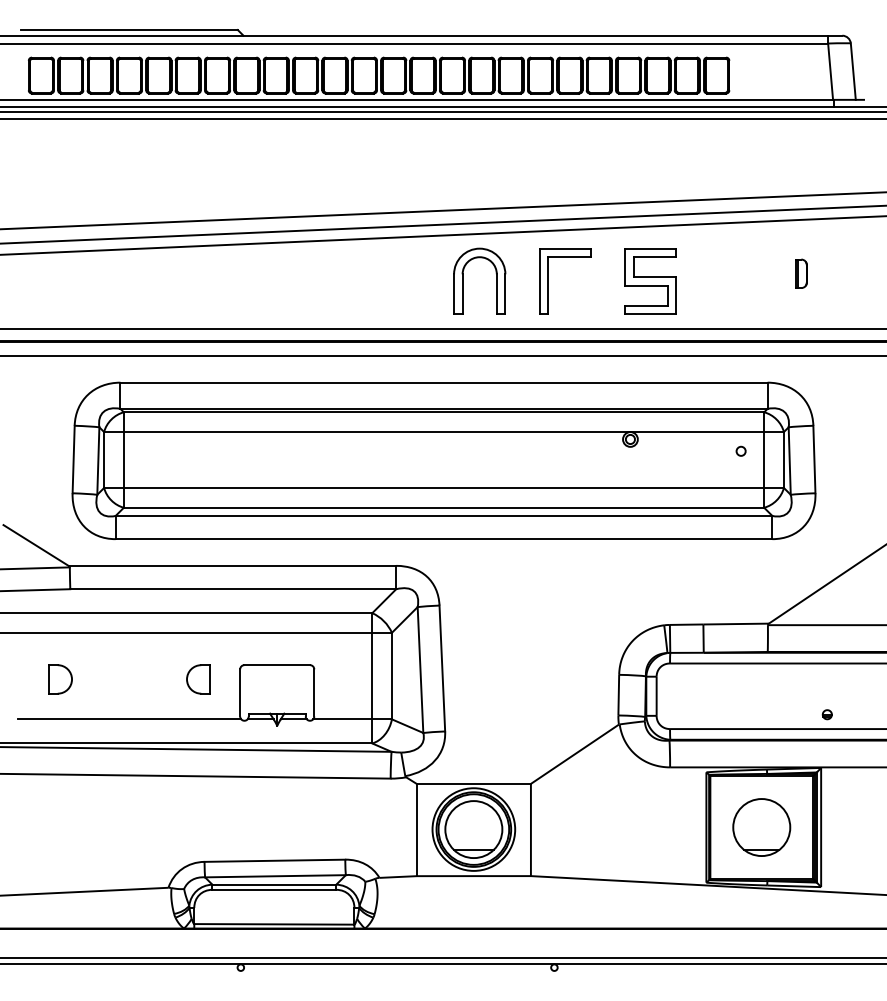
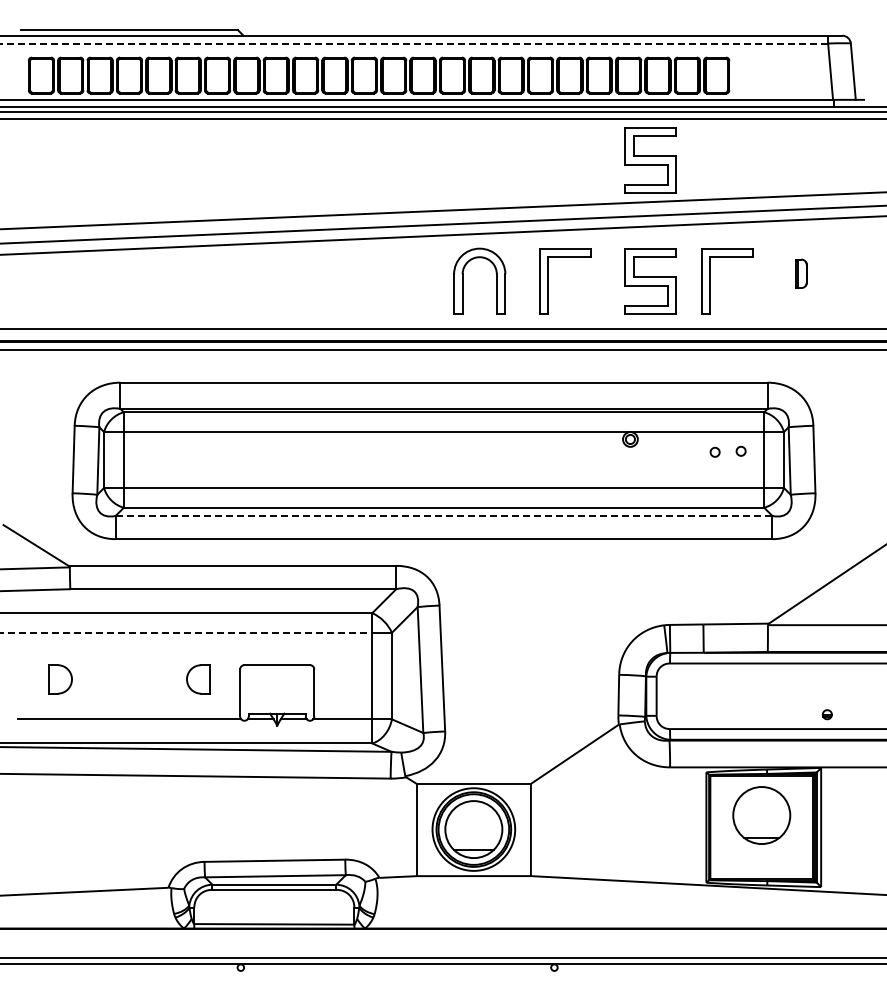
line: solid -> dashed (414, 43)
part: none -> present (650, 160)
part: none -> present (710, 281)
line position: (442, 356) -> (442, 350) (442, 350)
circle: none -> present (714, 451)
line: solid -> dashed (444, 515)
line: solid -> dashed (186, 632)
part position: (761, 827) -> (761, 815) (761, 815)
